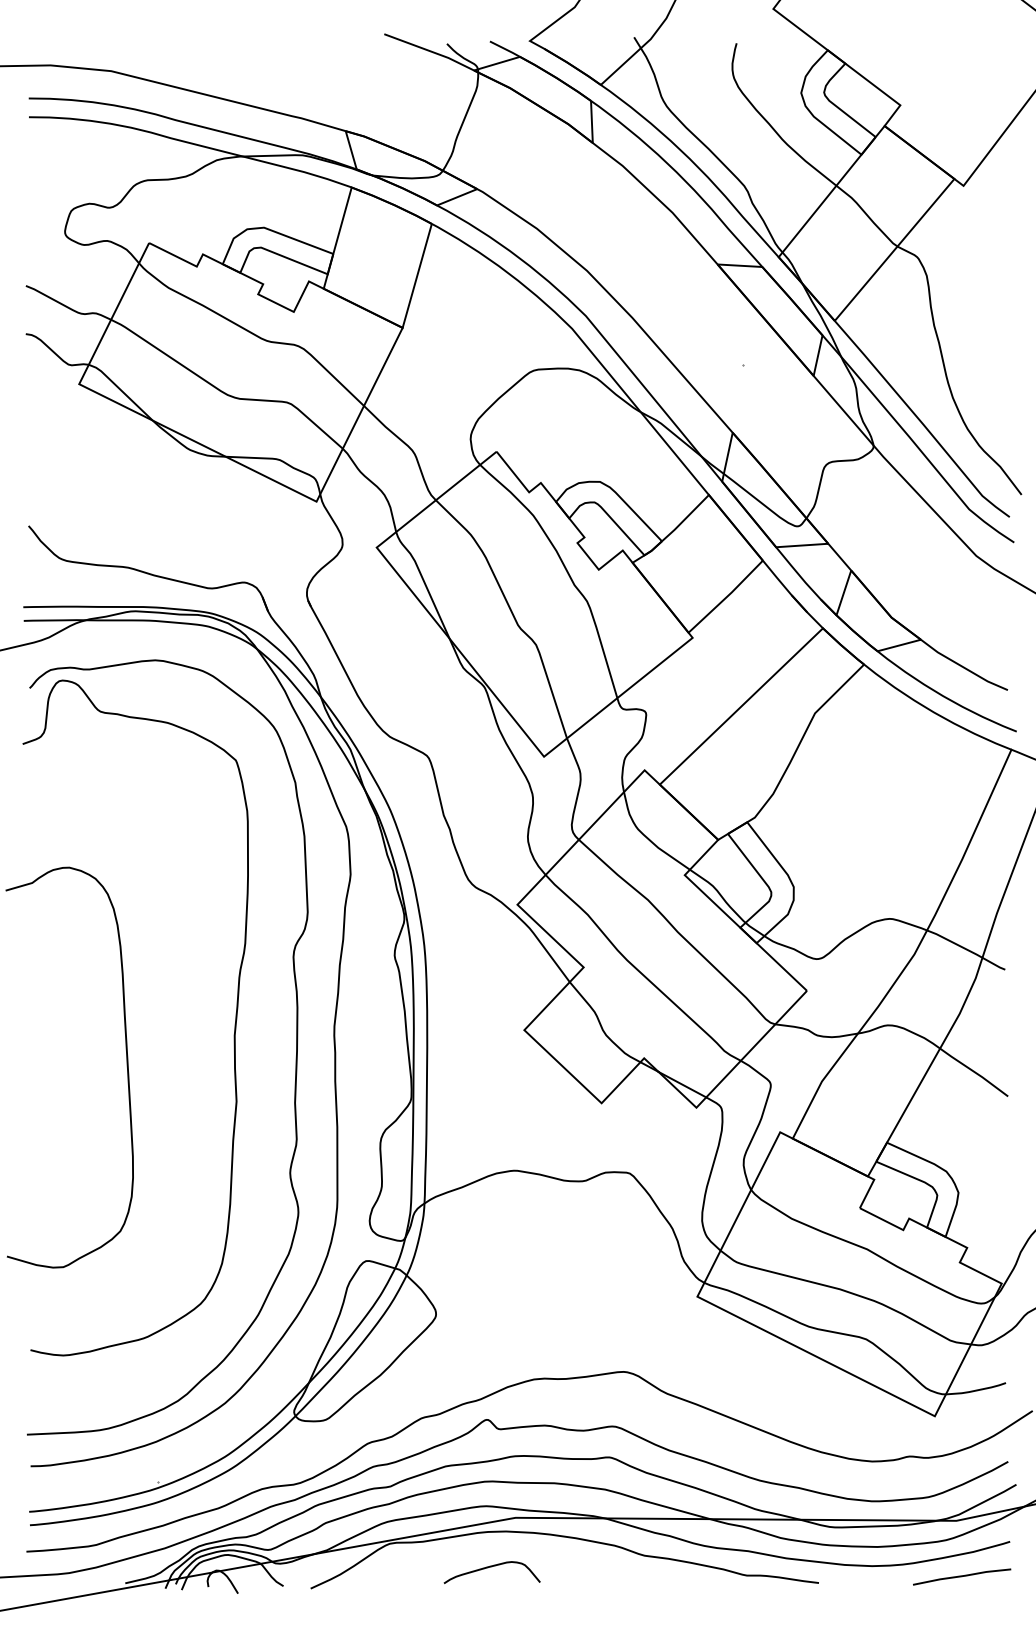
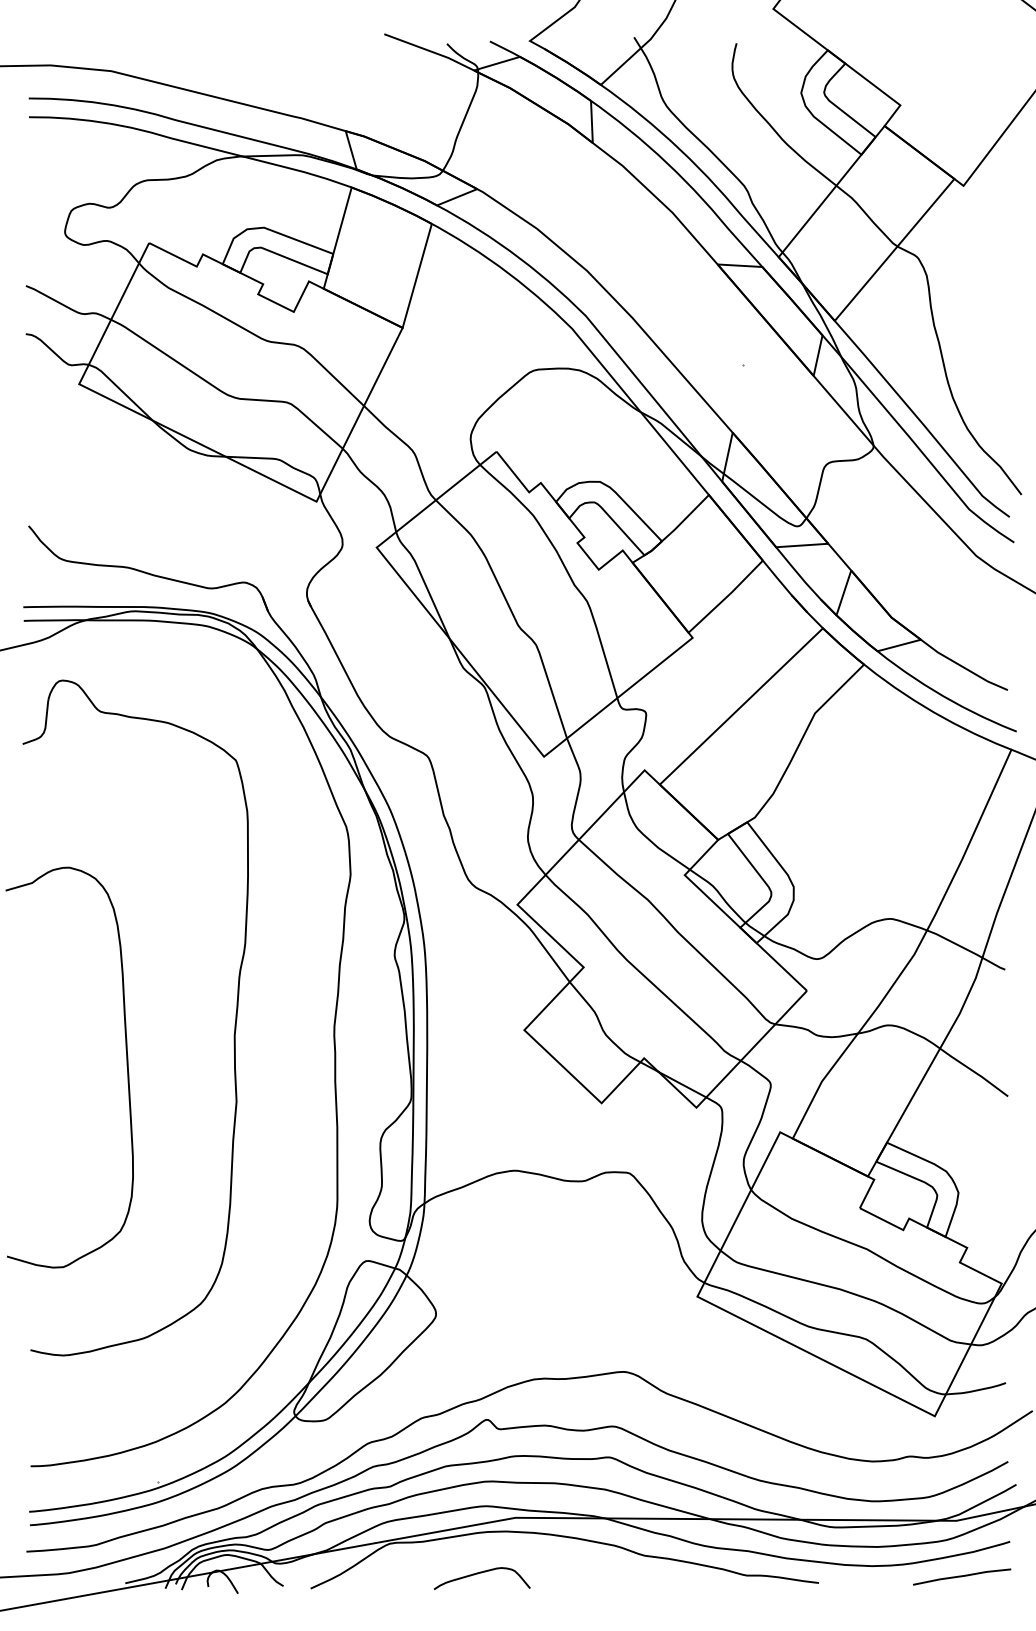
curve: present -> none (295, 1057)
curve position: (491, 1567) -> (481, 1573) (481, 1573)
